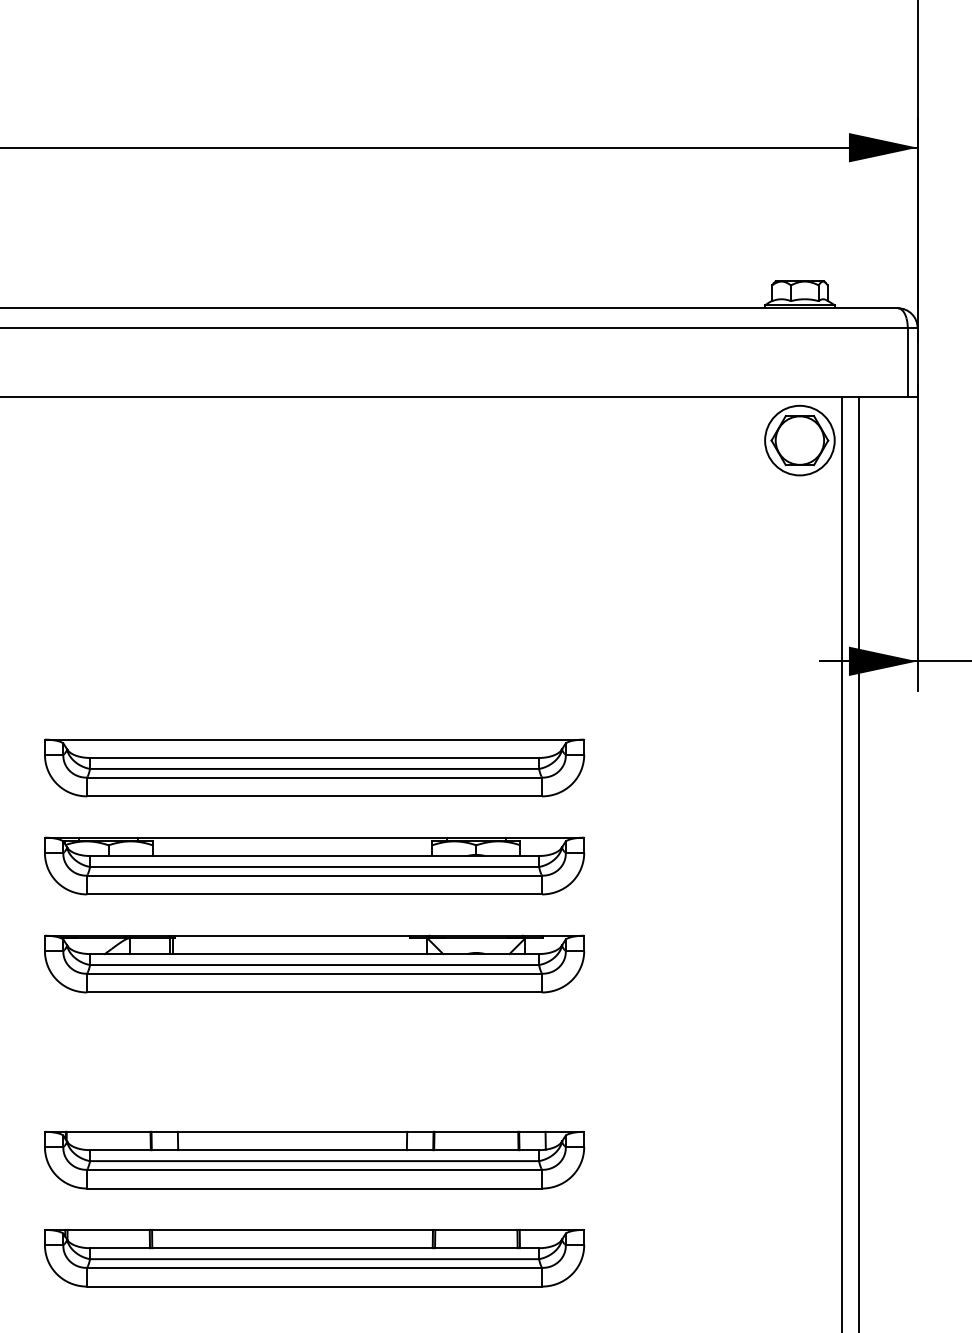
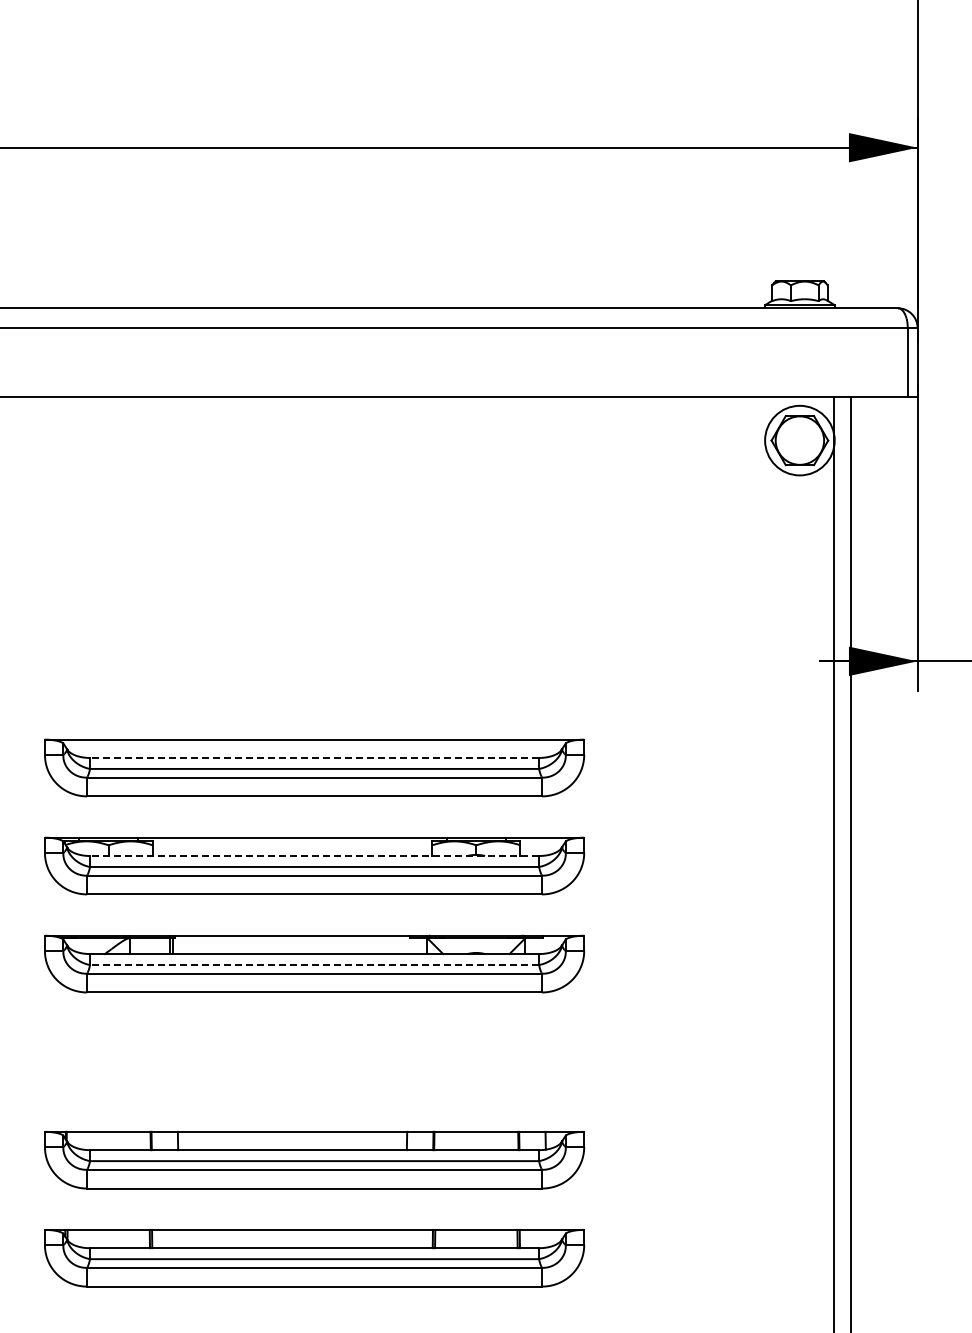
line: solid -> dashed (314, 757)
line: solid -> dashed (314, 856)
line position: (841, 862) -> (833, 862) (833, 862)
line position: (858, 862) -> (850, 862) (850, 862)
line: solid -> dashed (314, 965)
